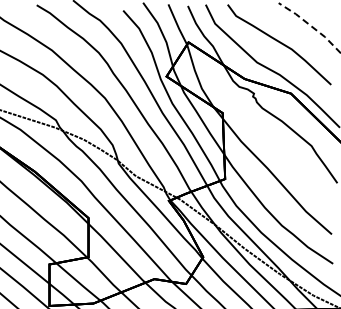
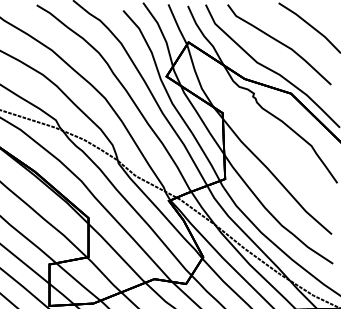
line: dashed -> solid (311, 26)
